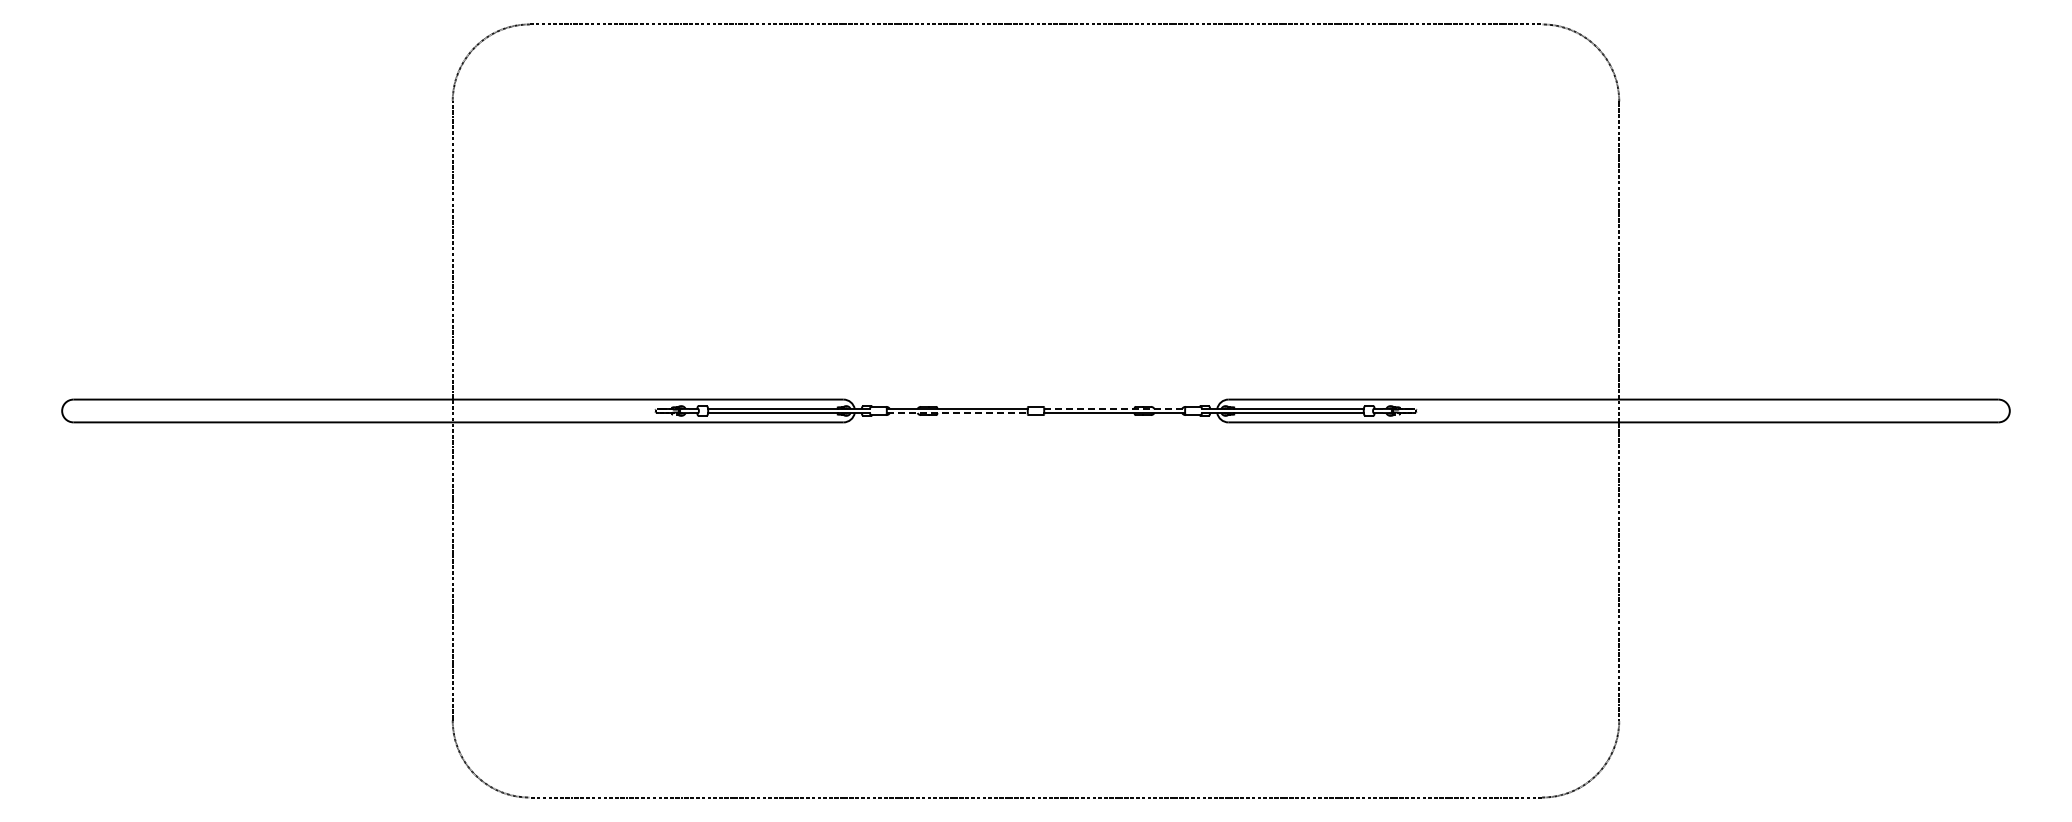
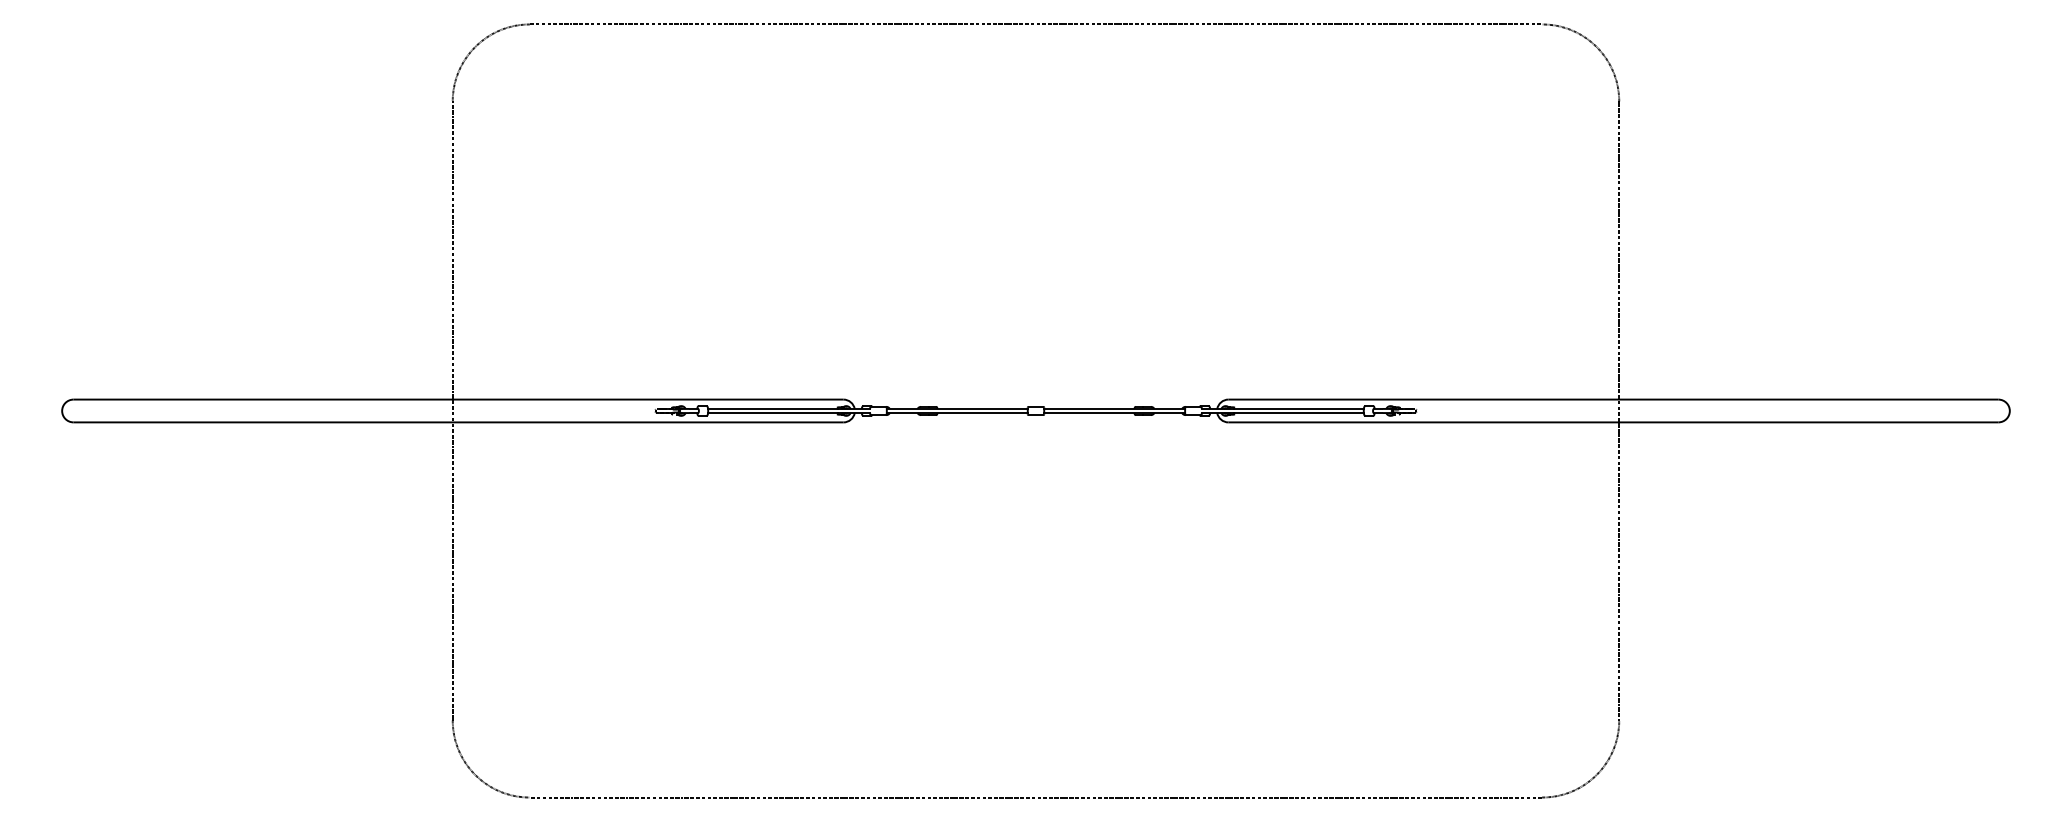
line: dashed -> solid (1114, 408)
line: dashed -> solid (957, 413)
